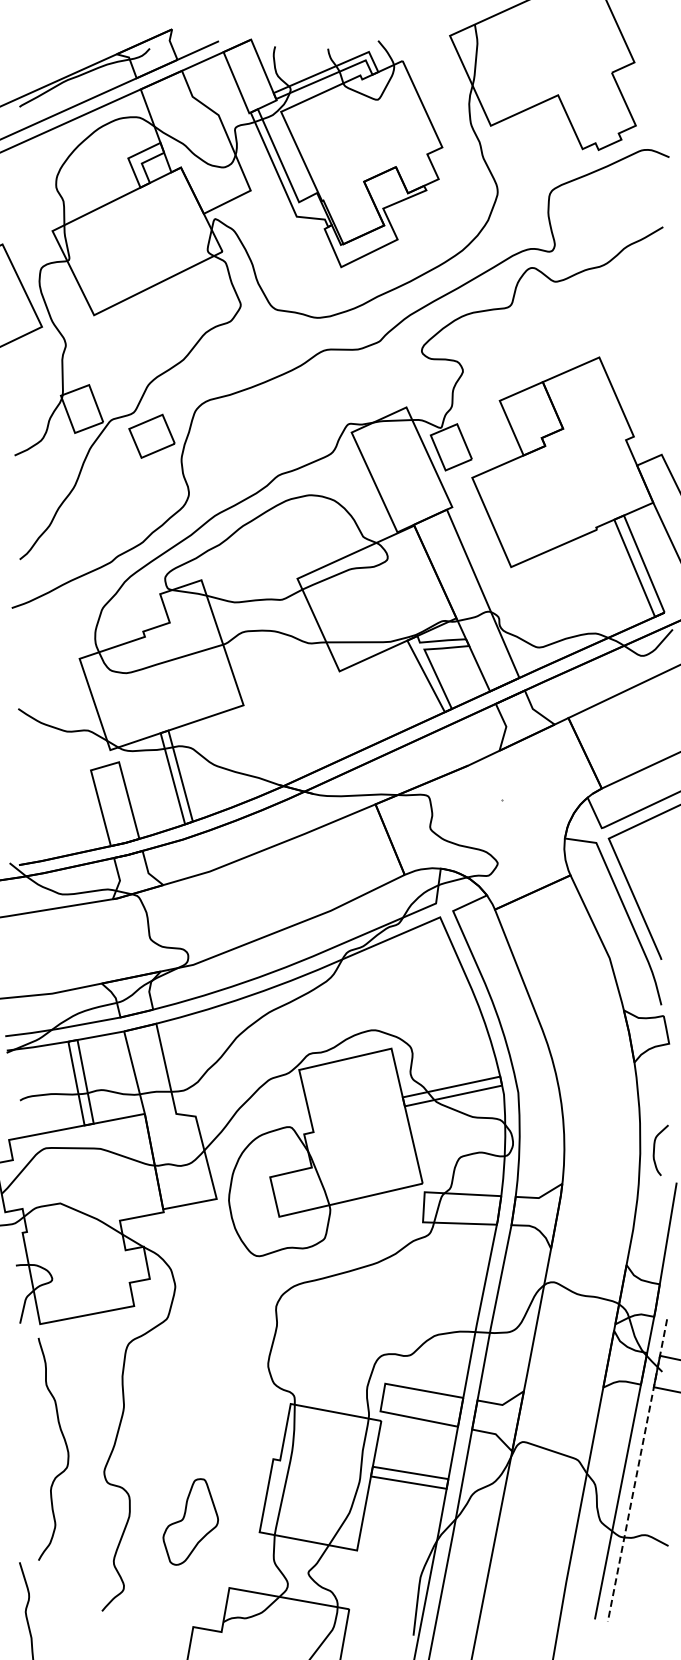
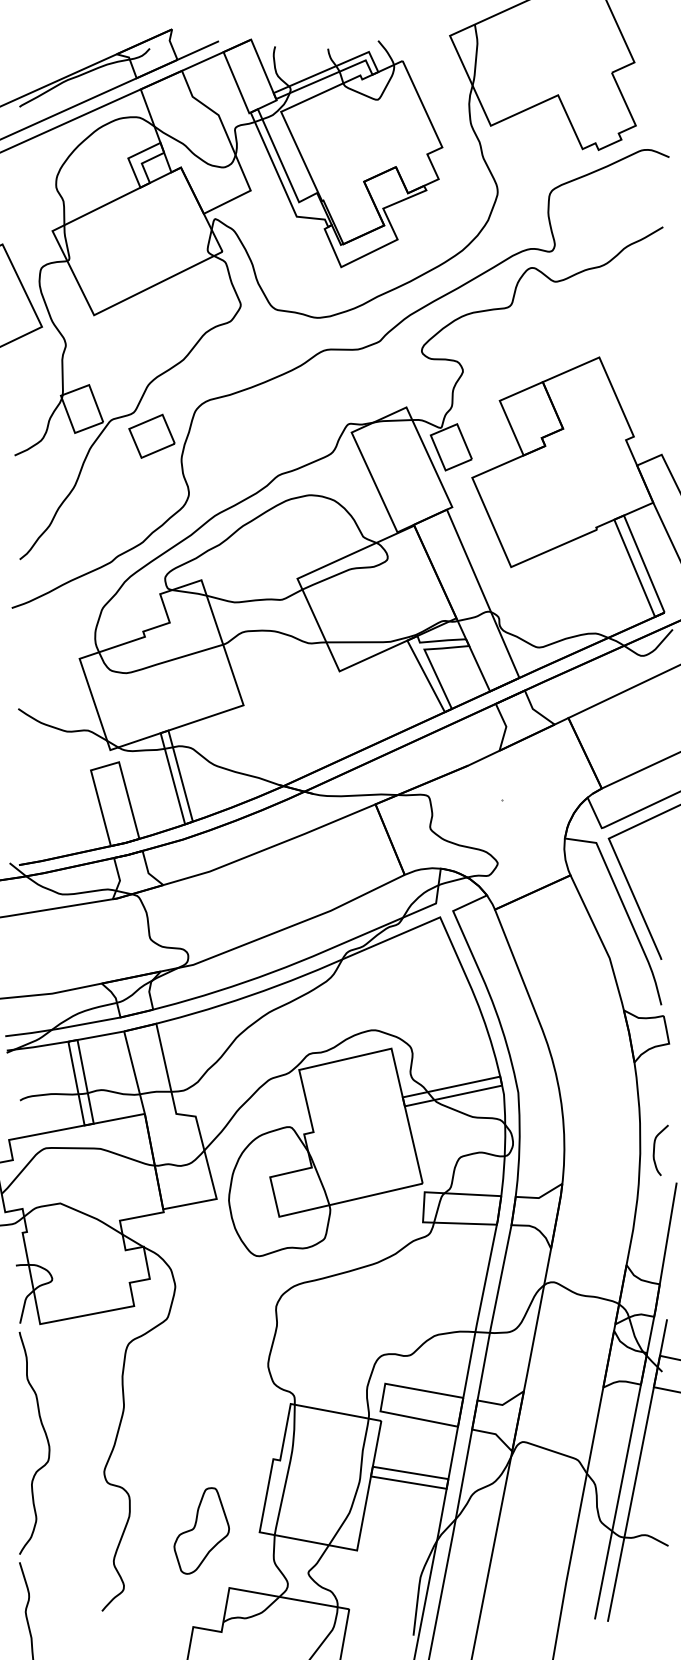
curve position: (65, 1445) -> (46, 1439) (46, 1439)
line: dashed -> solid (637, 1469)
part position: (190, 1521) -> (201, 1530) (201, 1530)
